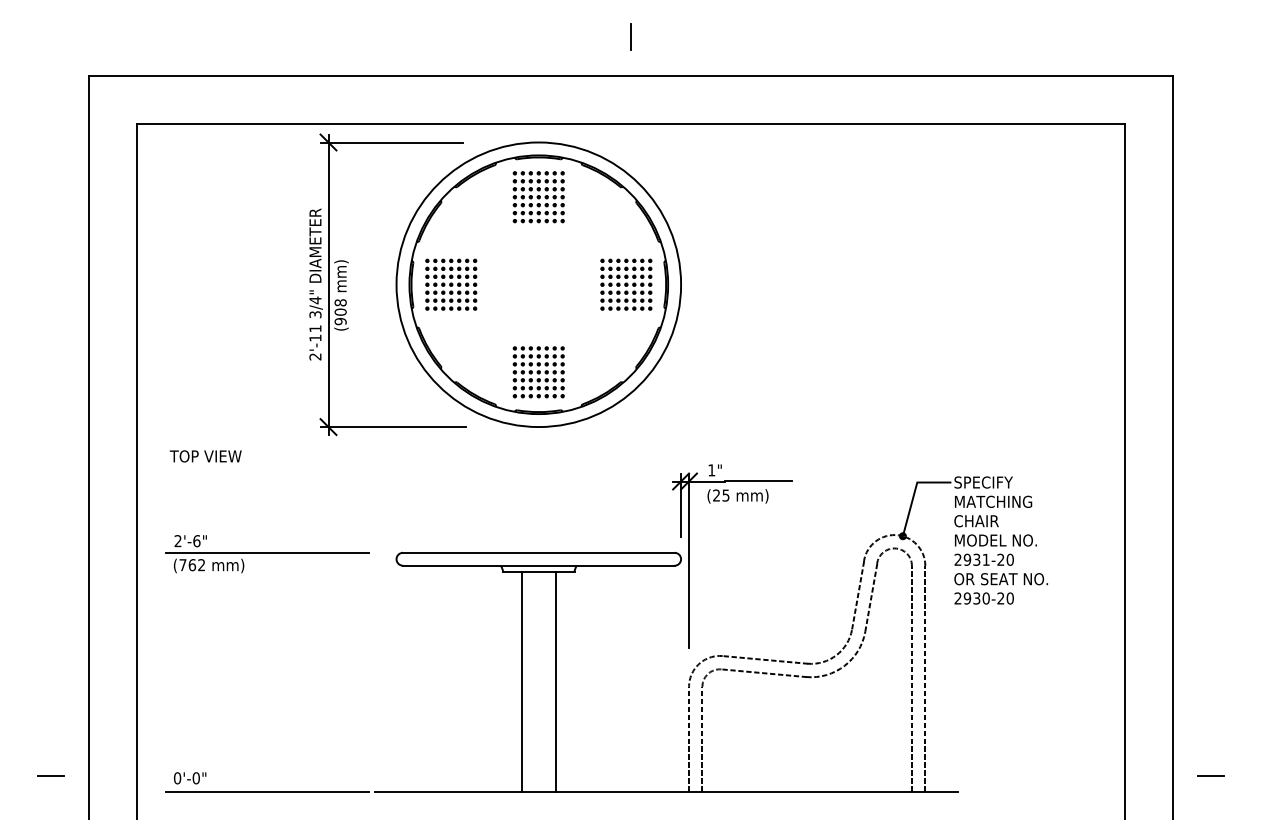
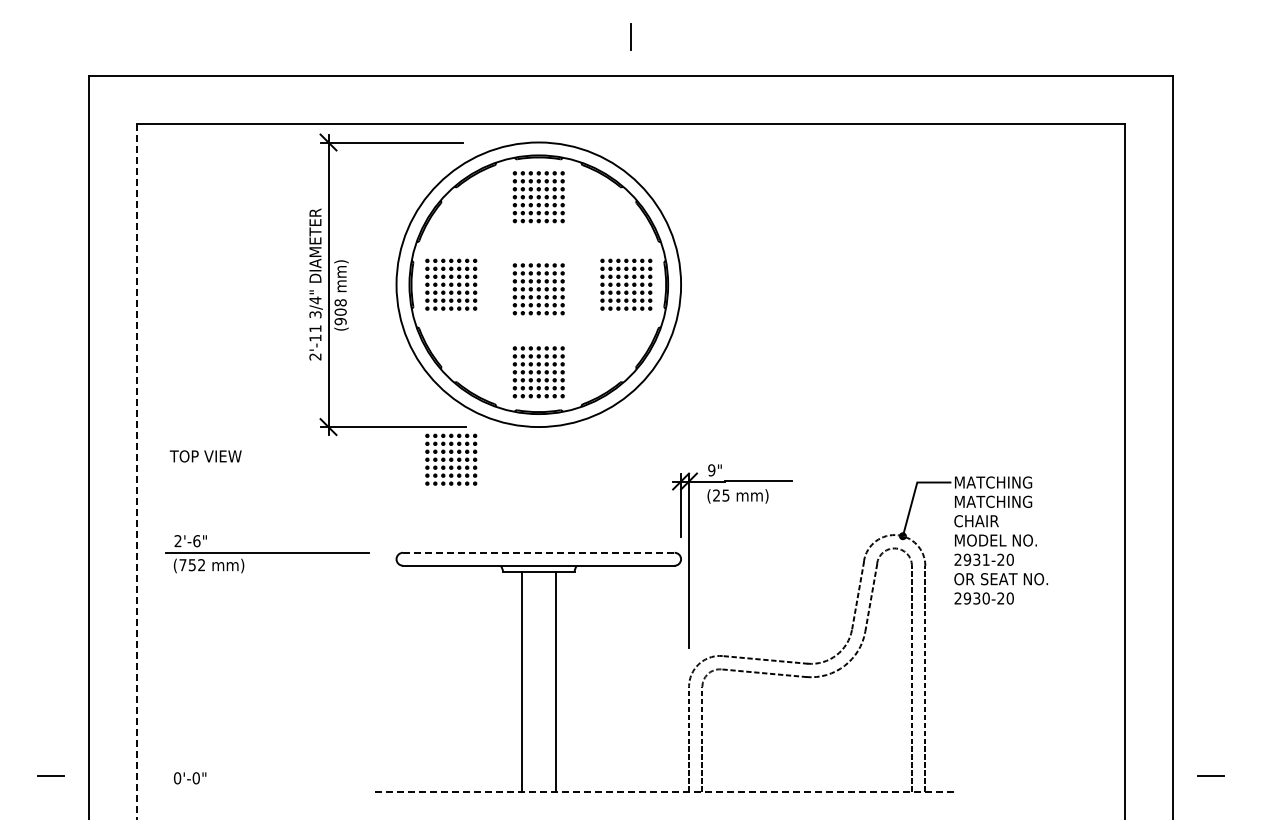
part: none -> present (538, 289)
part: none -> present (451, 459)
text: 1" -> 9" (711, 470)
line: solid -> dashed (137, 471)
text: SPECIFY -> MATCHING (993, 482)
line: solid -> dashed (538, 552)
text: (762 -> (752 (192, 565)
line: present -> none (266, 791)
line: solid -> dashed (667, 791)
